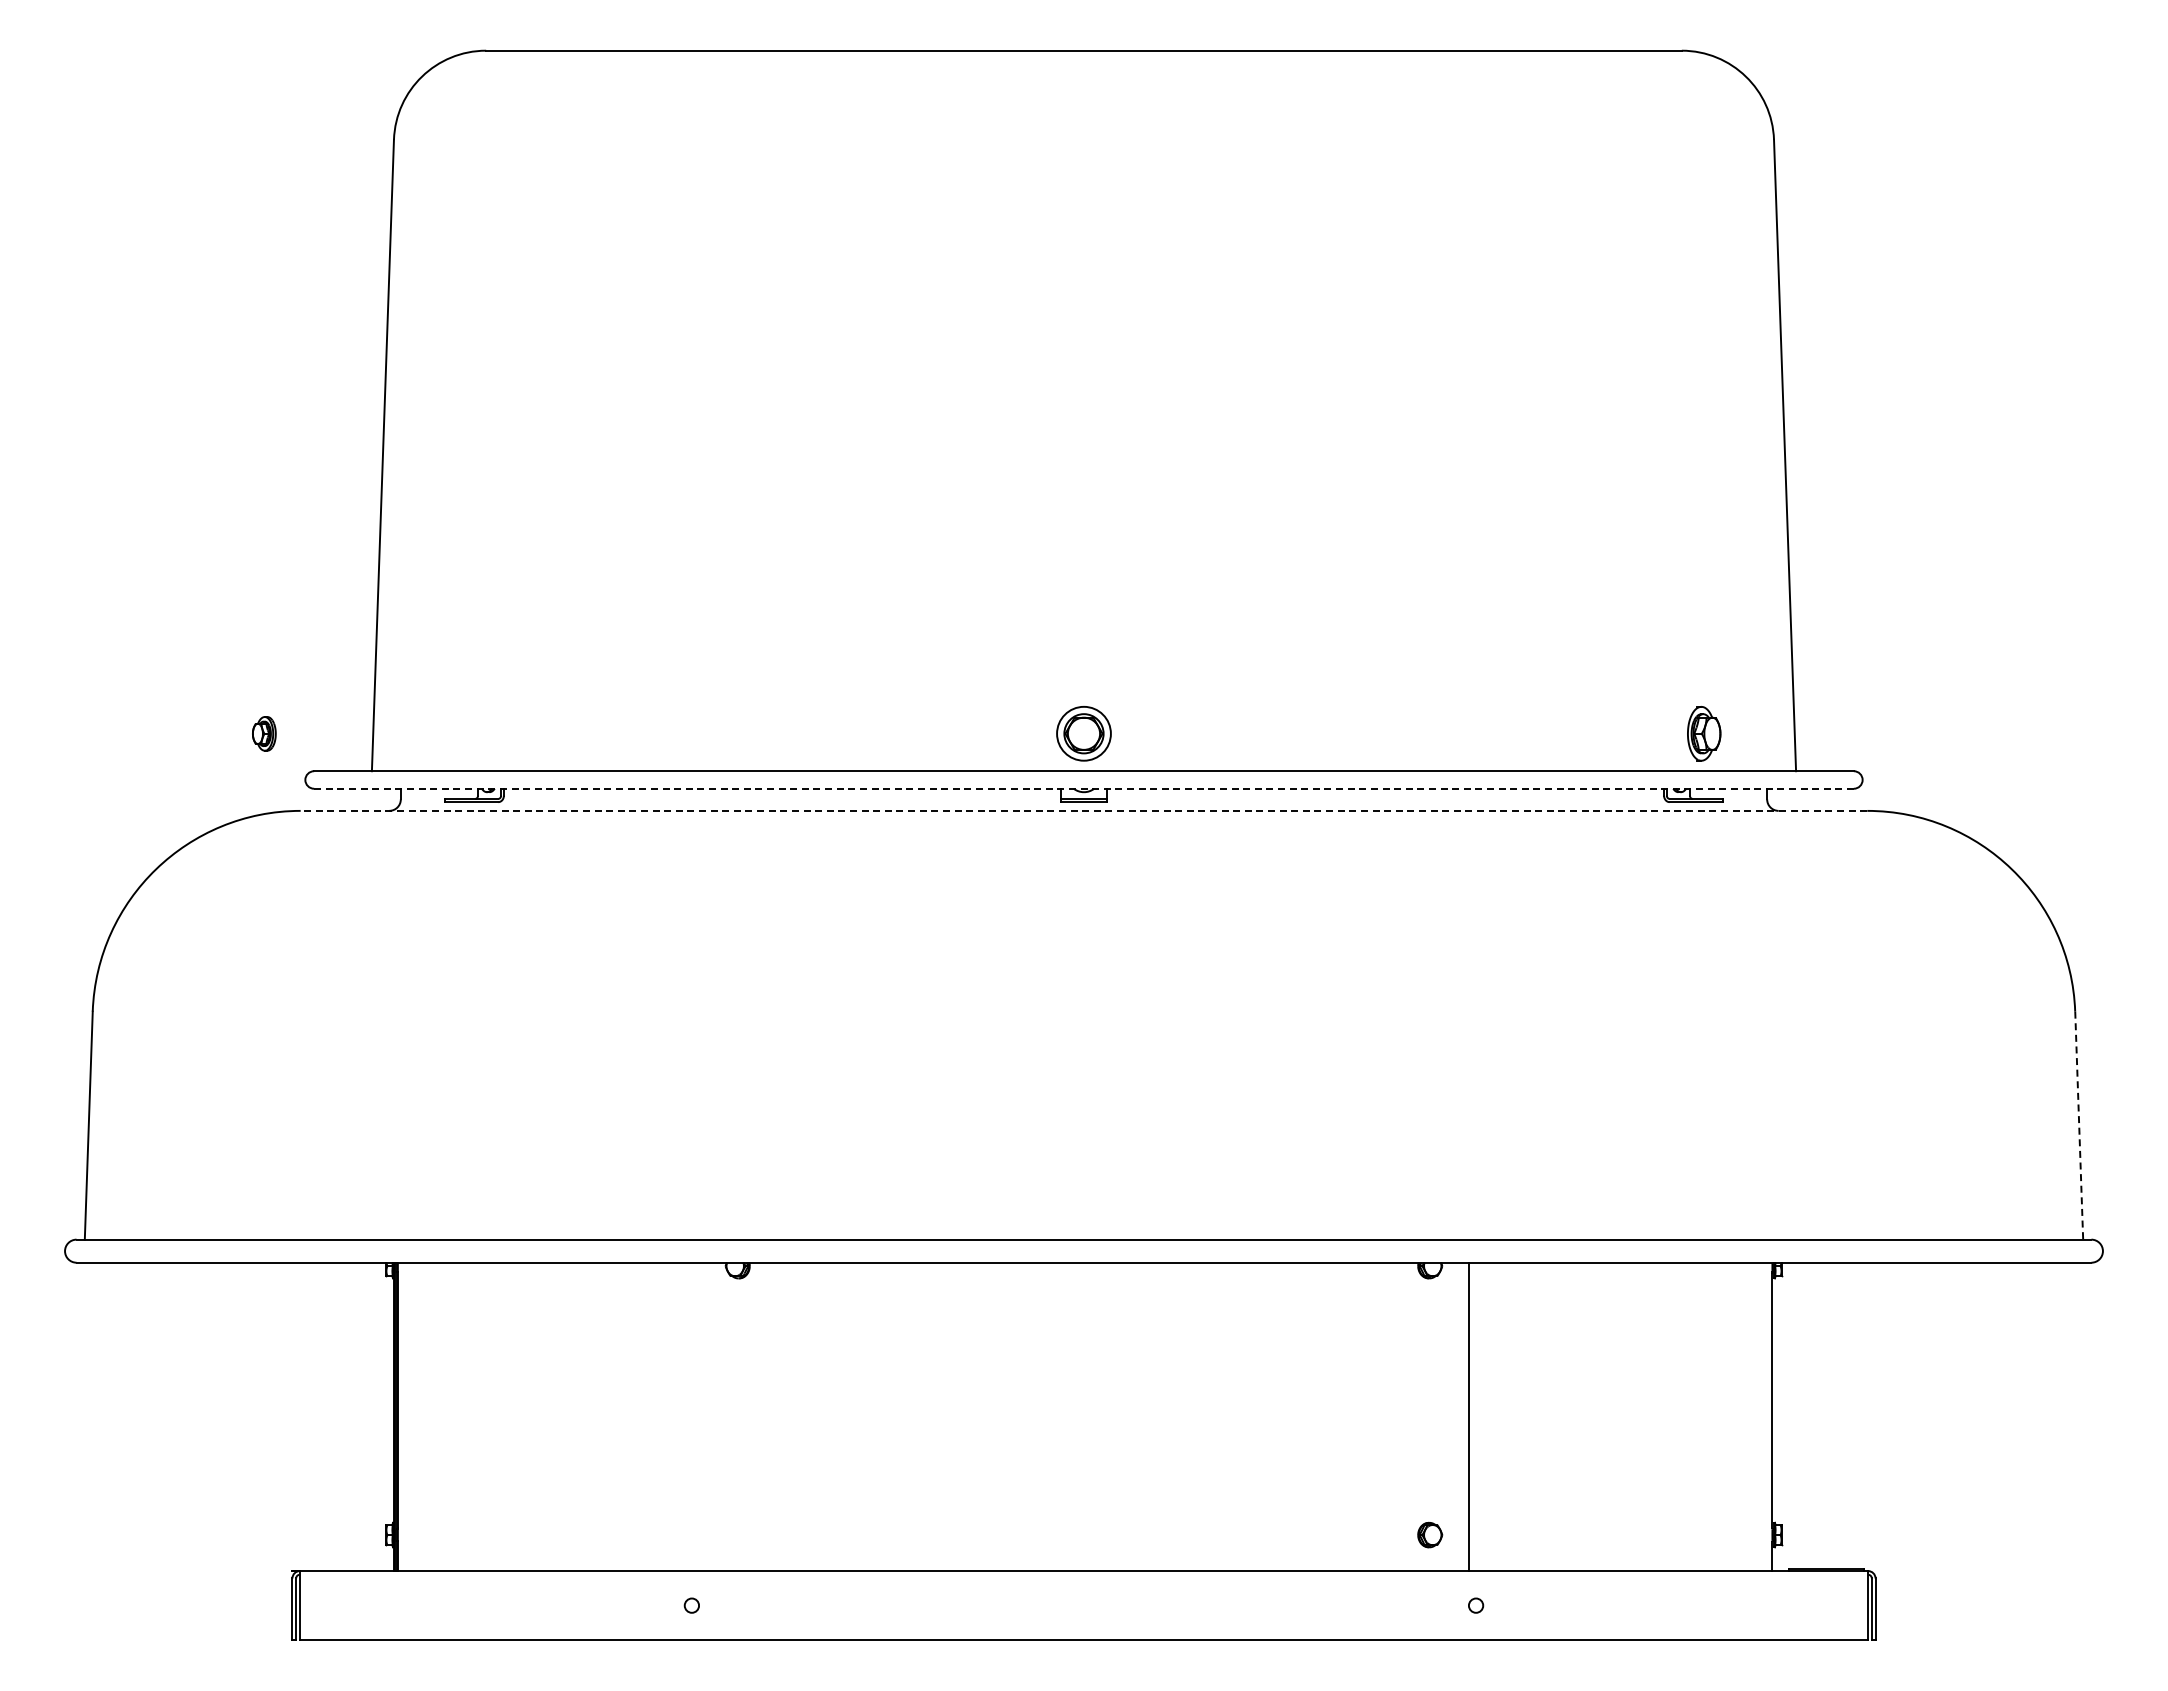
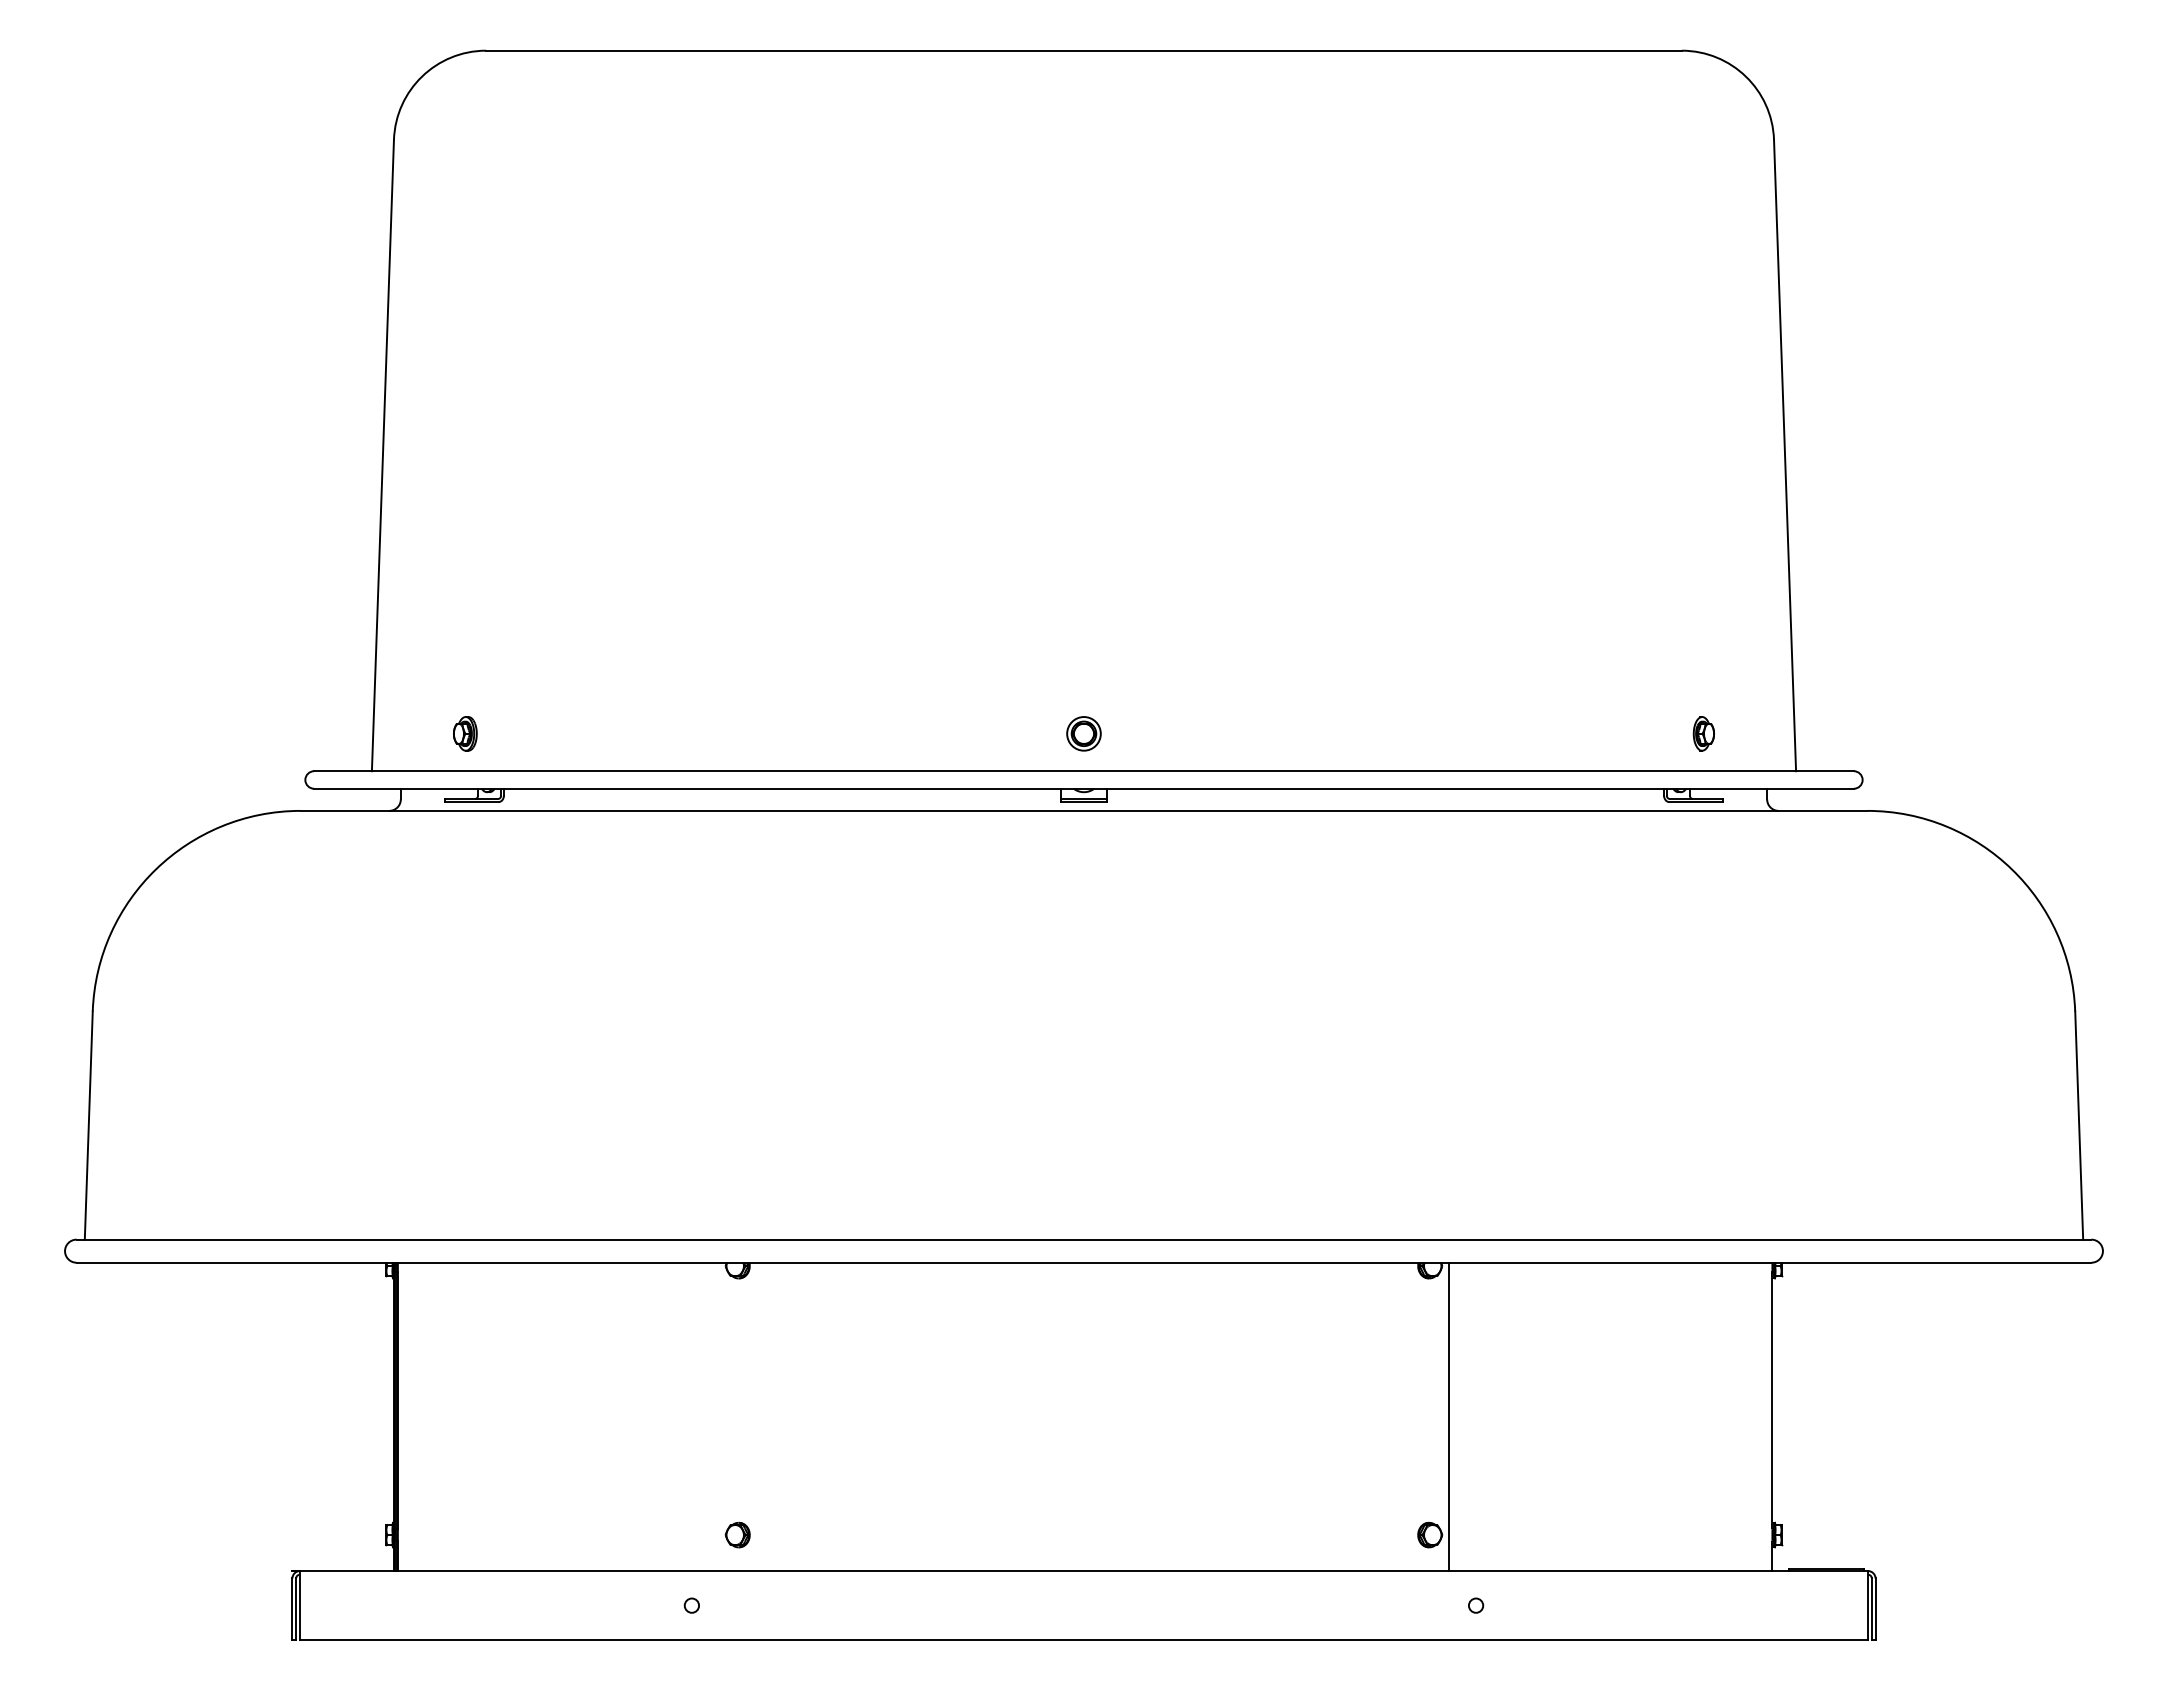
part position: (264, 733) -> (465, 733) (465, 733)
part size: 56x56 px -> 36x36 px (1083, 733)
part size: 35x56 px -> 23x36 px (1703, 733)
line: dashed -> solid (1083, 788)
line: dashed -> solid (1083, 810)
line: dashed -> solid (2079, 1126)
line position: (1469, 1416) -> (1449, 1416) (1449, 1416)
part: none -> present (737, 1534)
